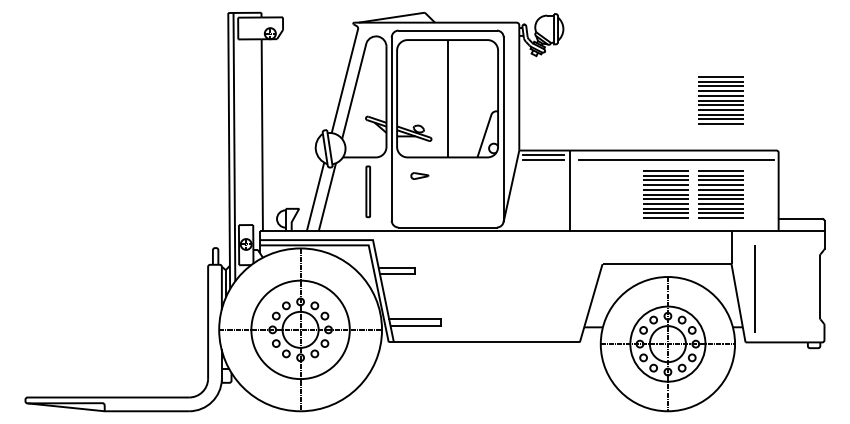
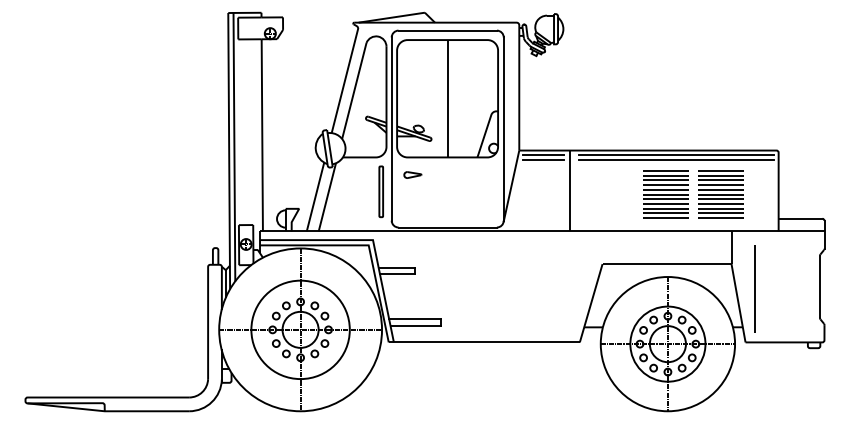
part: present -> none (720, 100)
line: none -> present (676, 155)
part position: (419, 175) -> (412, 174) (412, 174)
part position: (367, 191) -> (380, 191) (380, 191)
